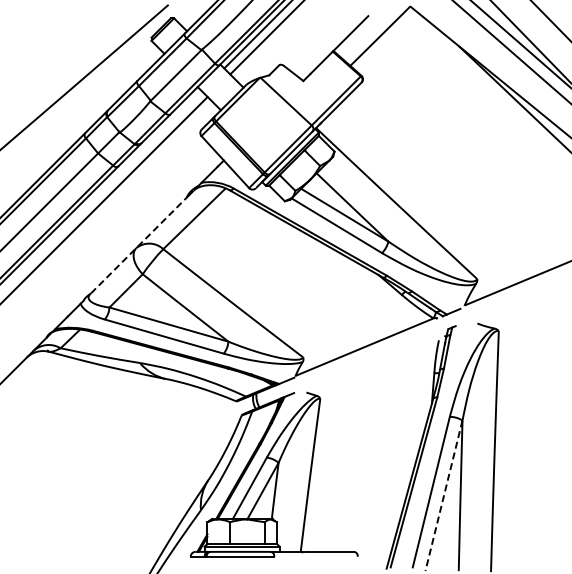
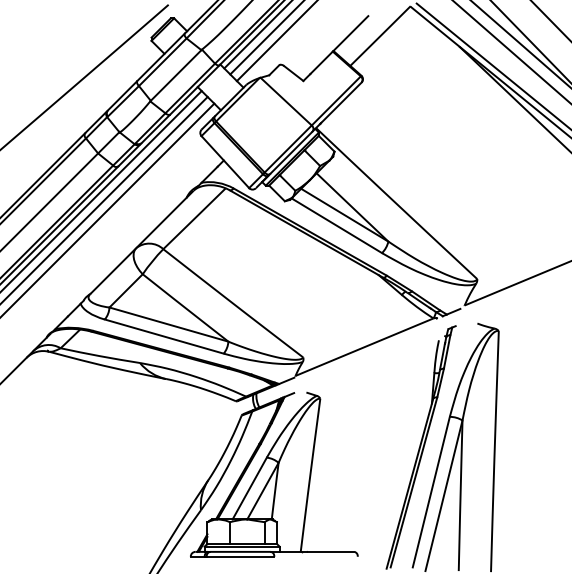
line: none -> present (275, 41)
line: none -> present (492, 65)
line: none -> present (101, 190)
line: none -> present (108, 209)
line: dashed -> solid (138, 245)
line: dashed -> solid (443, 495)
